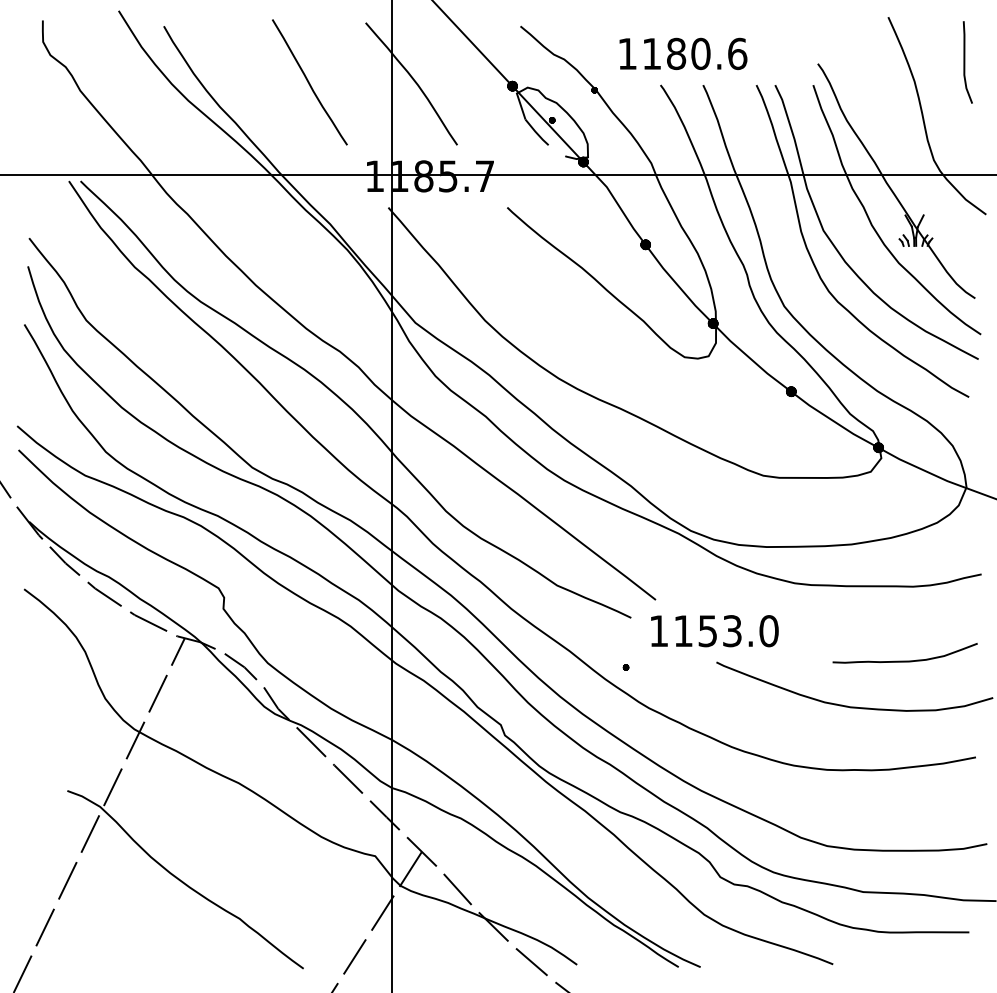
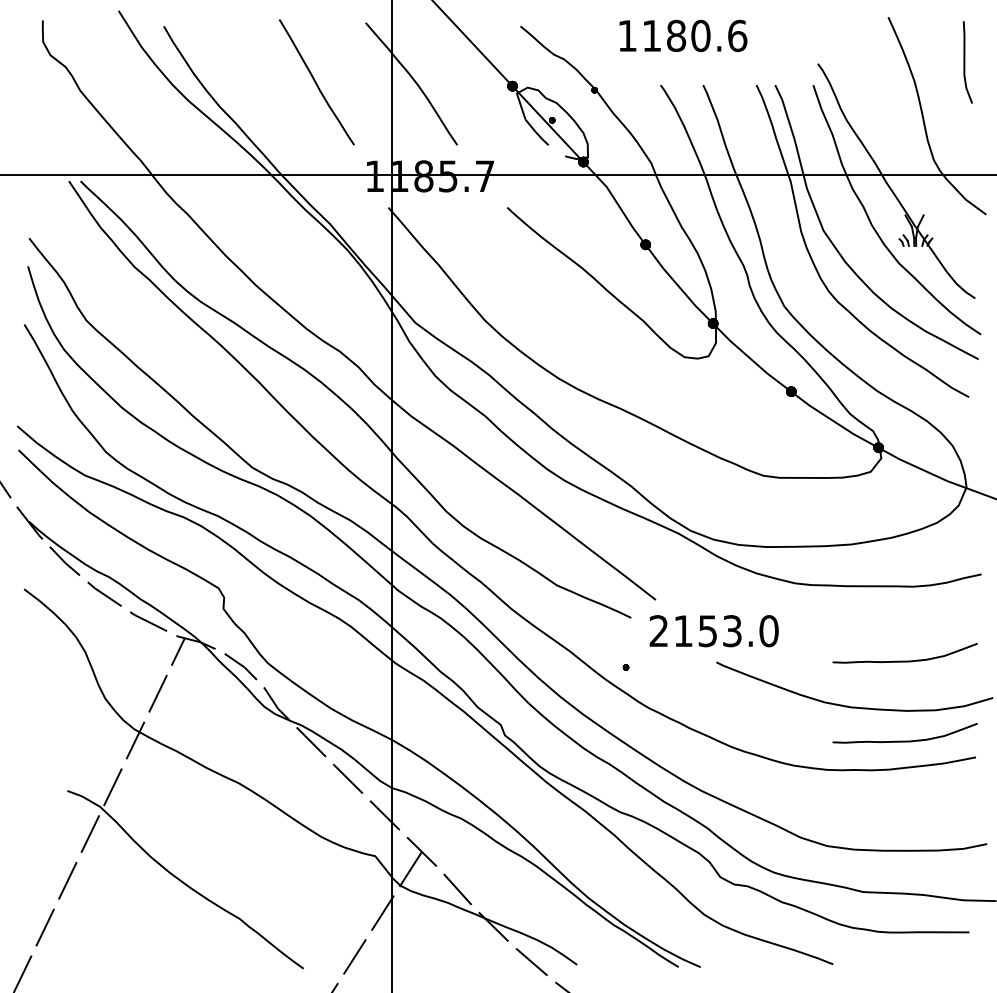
text position: (683, 53) -> (683, 35) (683, 35)
curve position: (309, 82) -> (316, 82) (316, 82)
text: 1153.0 -> 2153.0 (658, 630)
curve: none -> present (904, 740)
